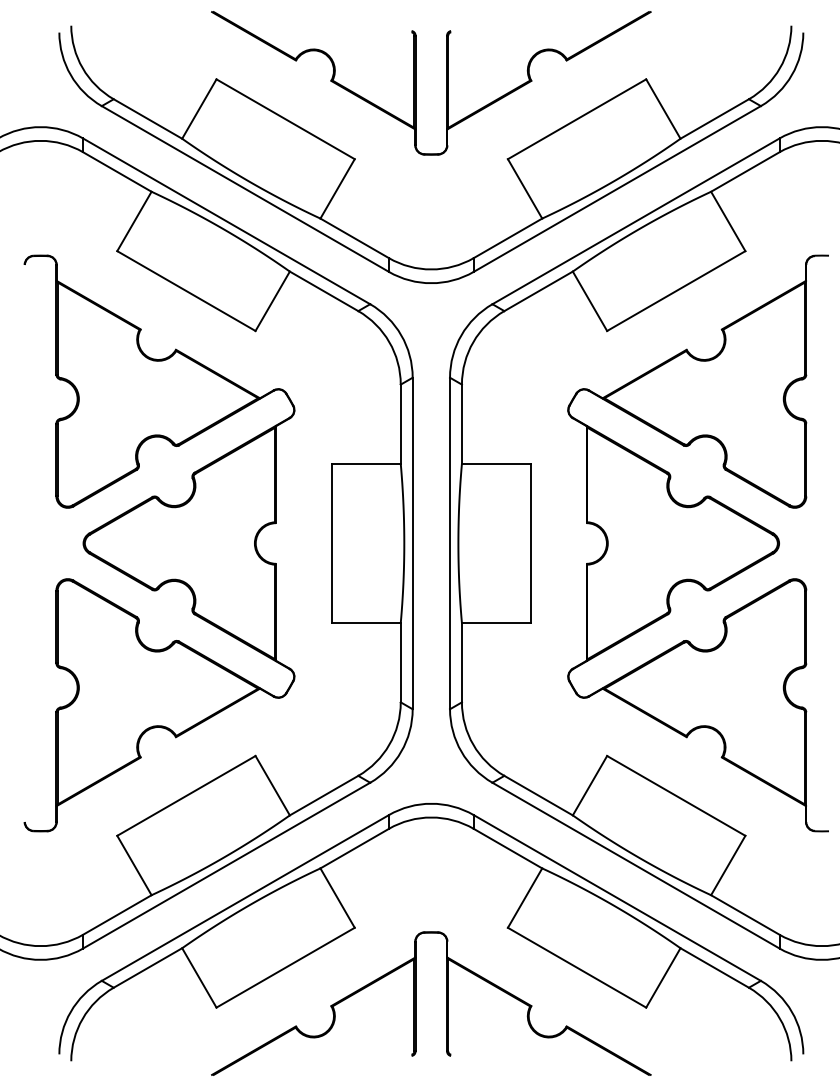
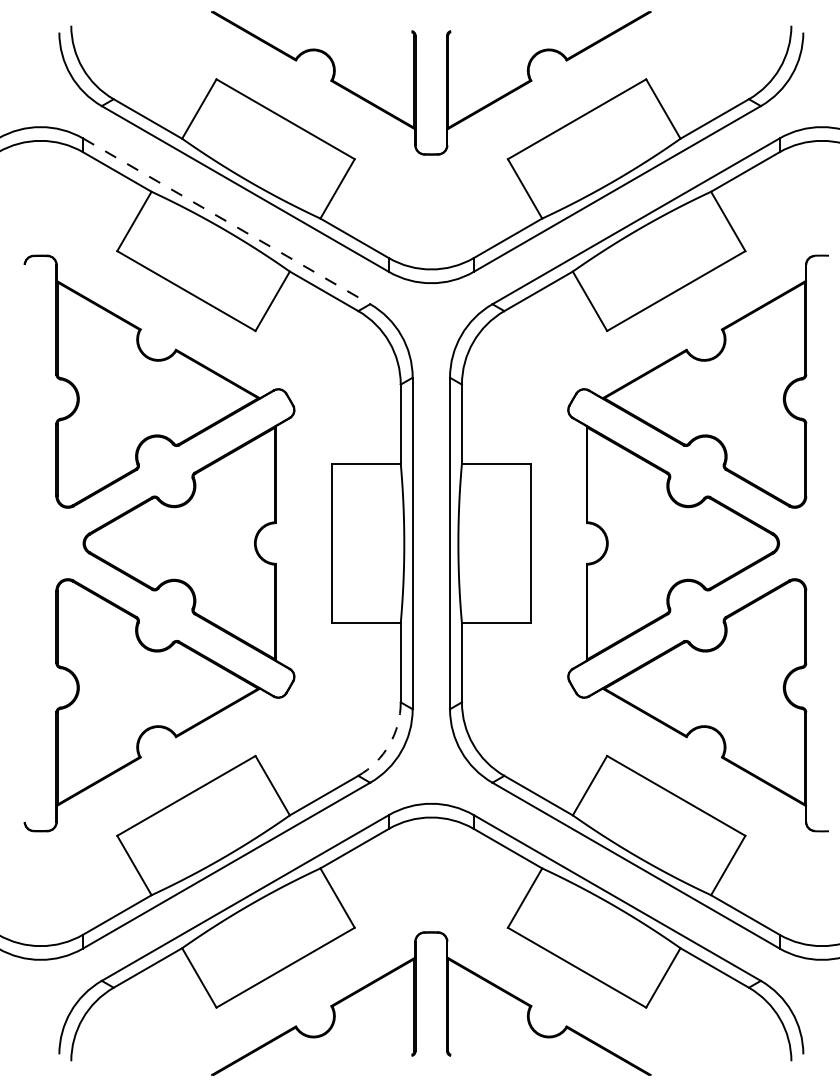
line: solid -> dashed (226, 221)
arc: solid -> dashed (389, 744)
